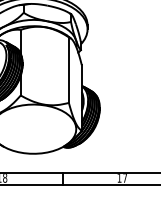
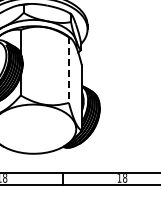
line: solid -> dashed (68, 70)
text: 17 -> 18 (125, 178)
